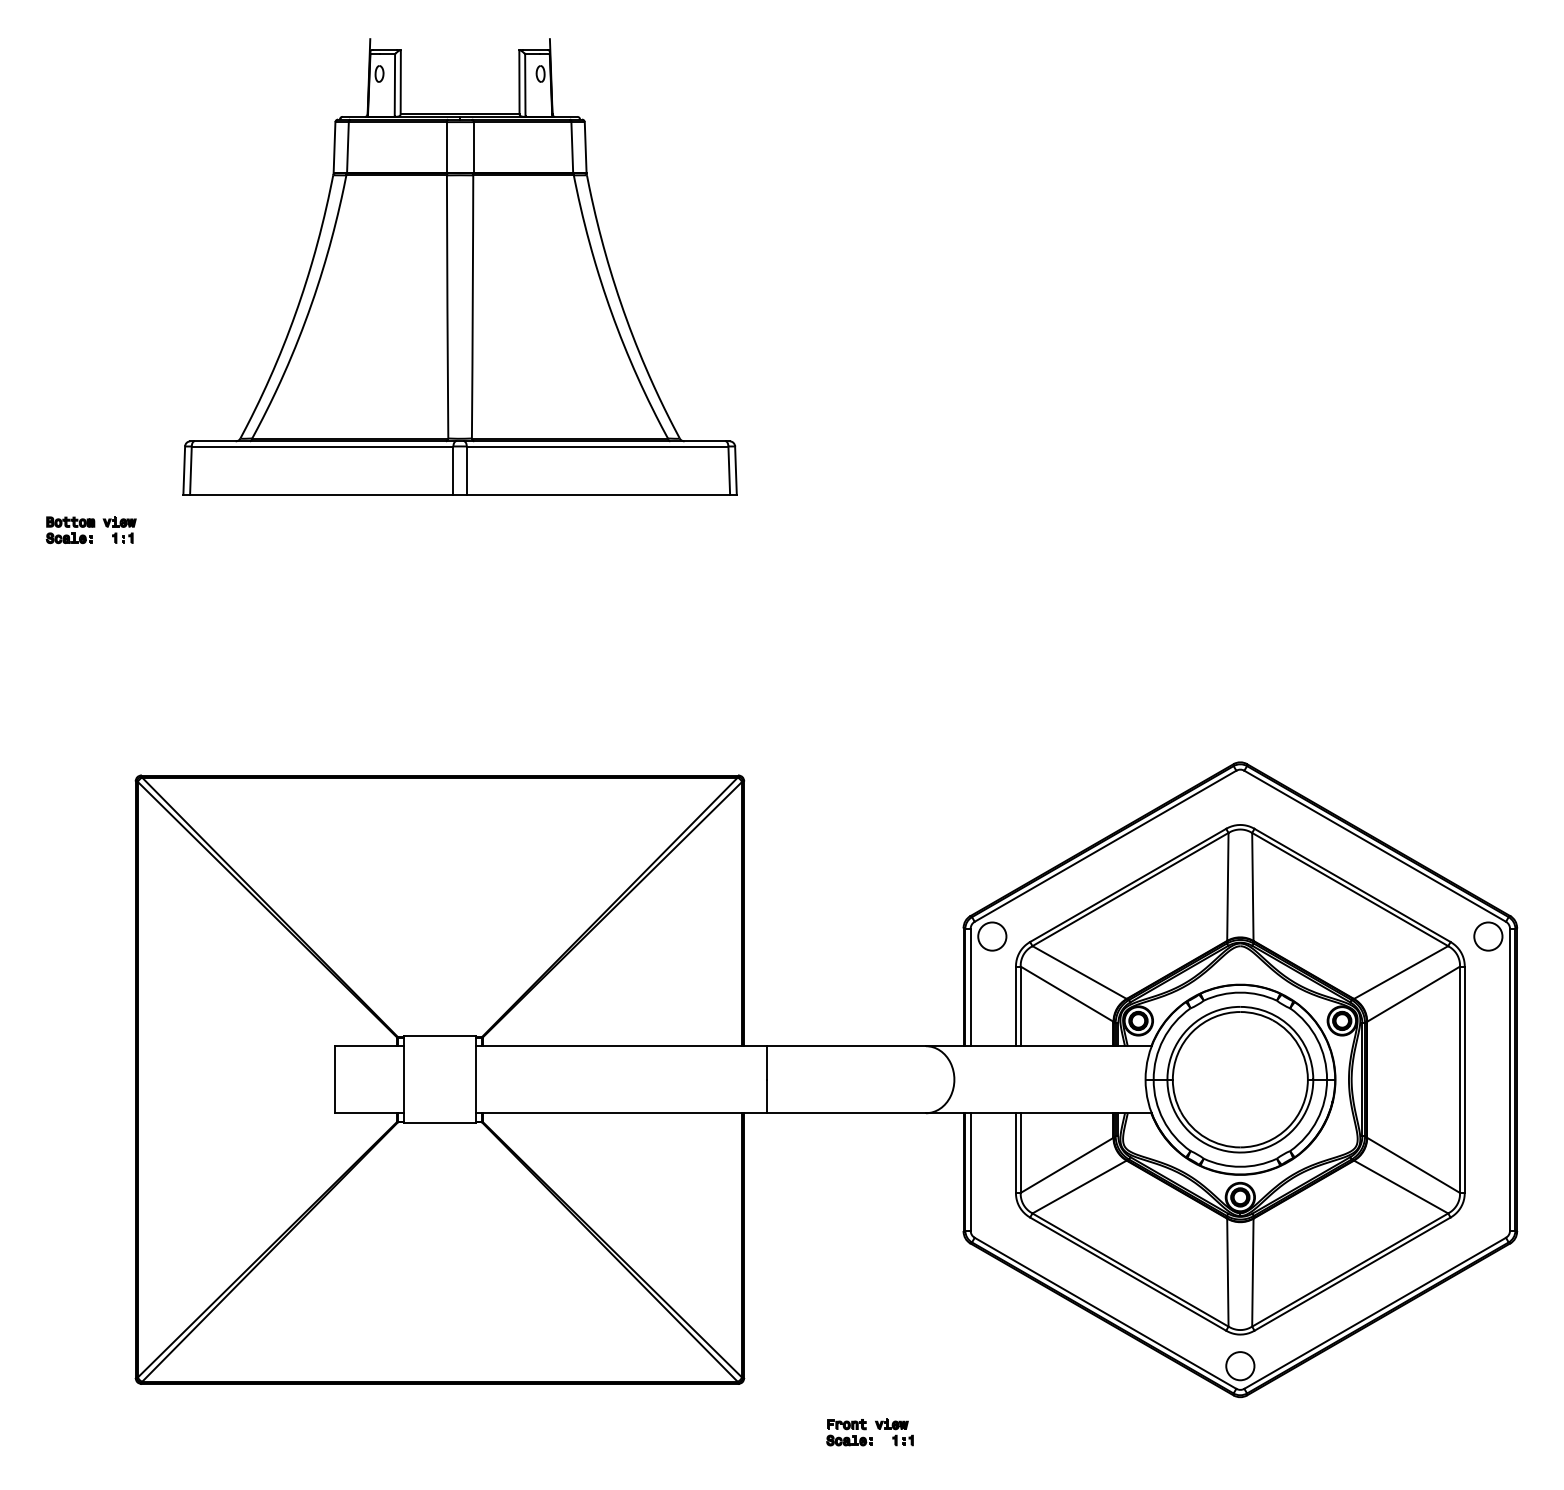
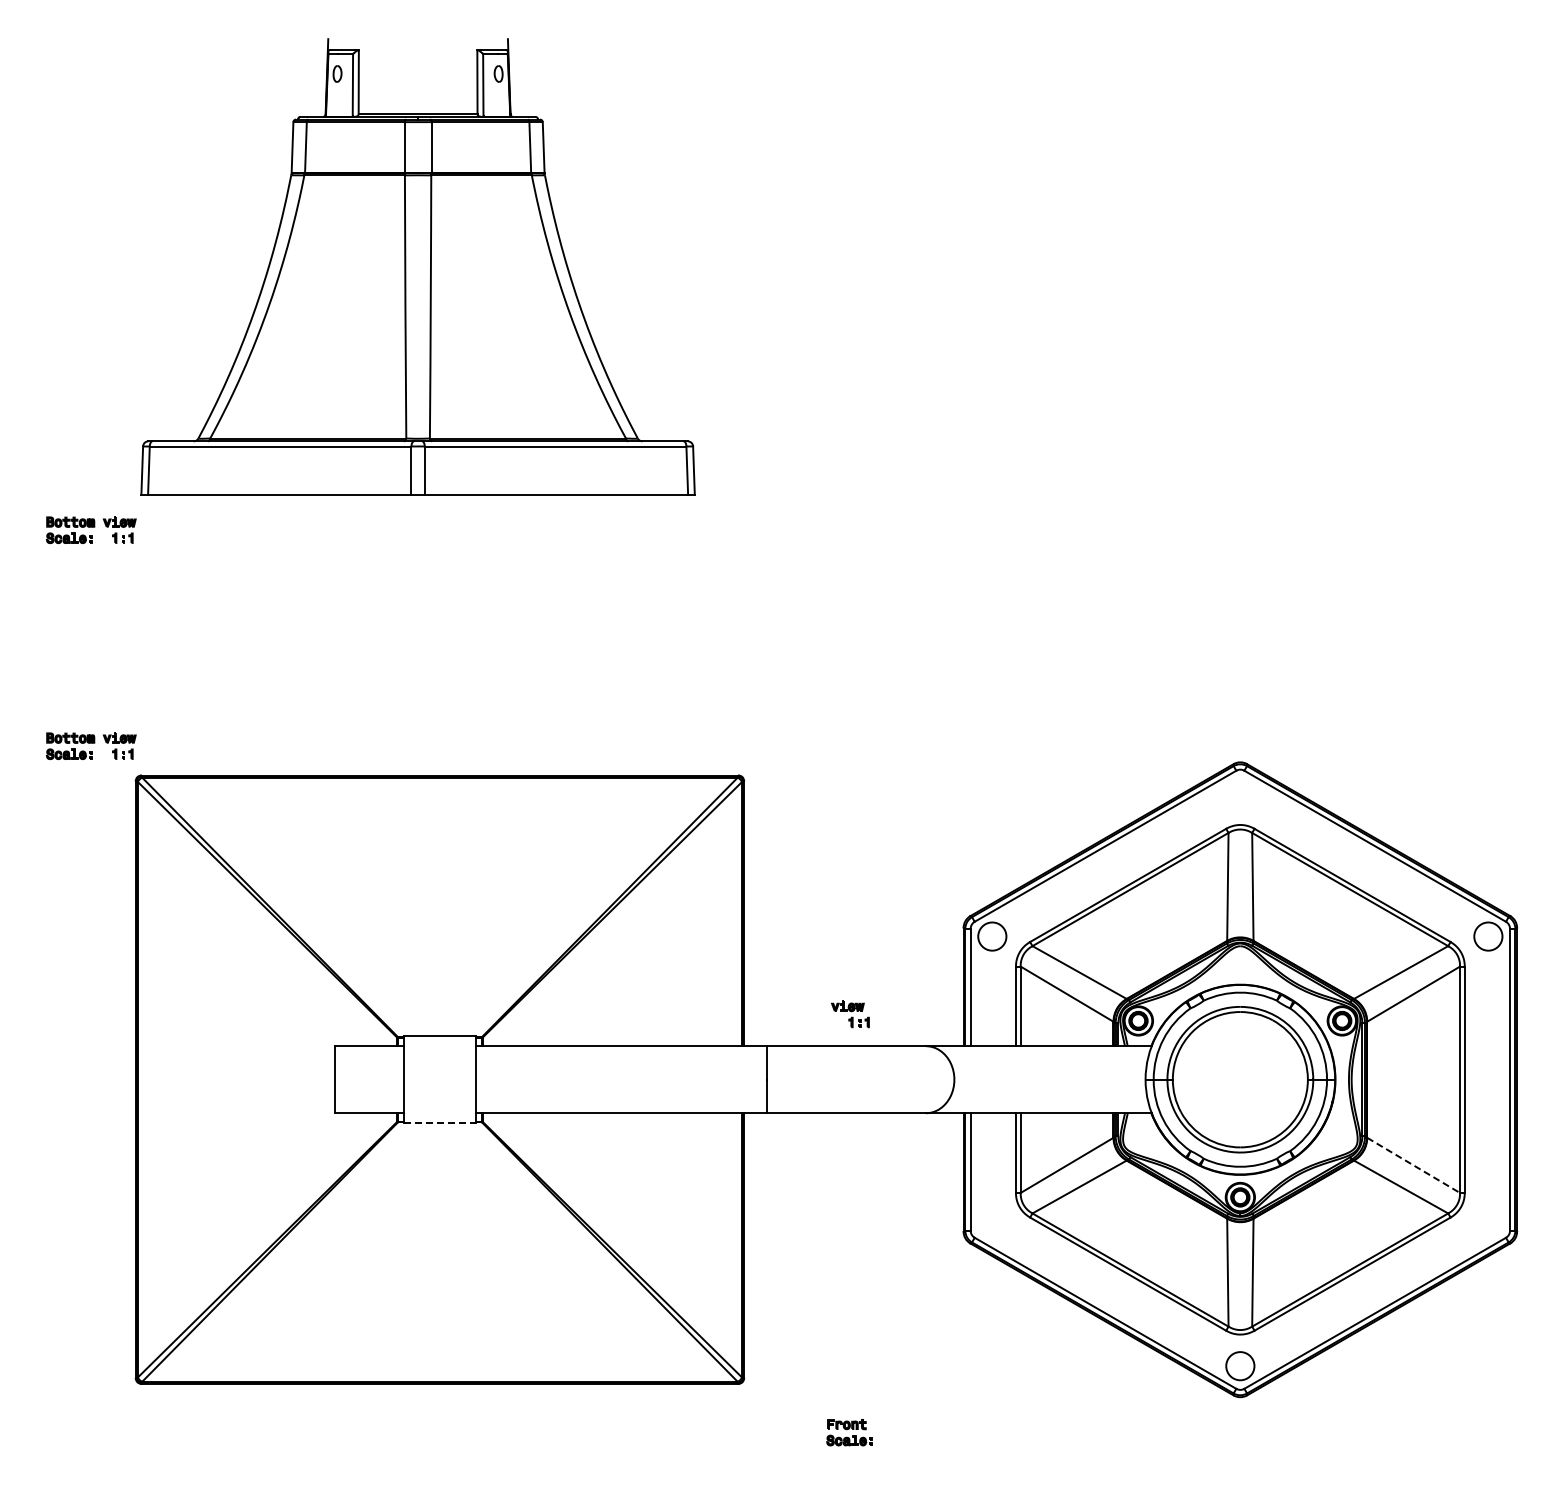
part position: (459, 266) -> (417, 266) (417, 266)
part: none -> present (90, 746)
line: solid -> dashed (440, 1123)
line: solid -> dashed (1413, 1165)
part position: (894, 1432) -> (850, 1014) (850, 1014)
